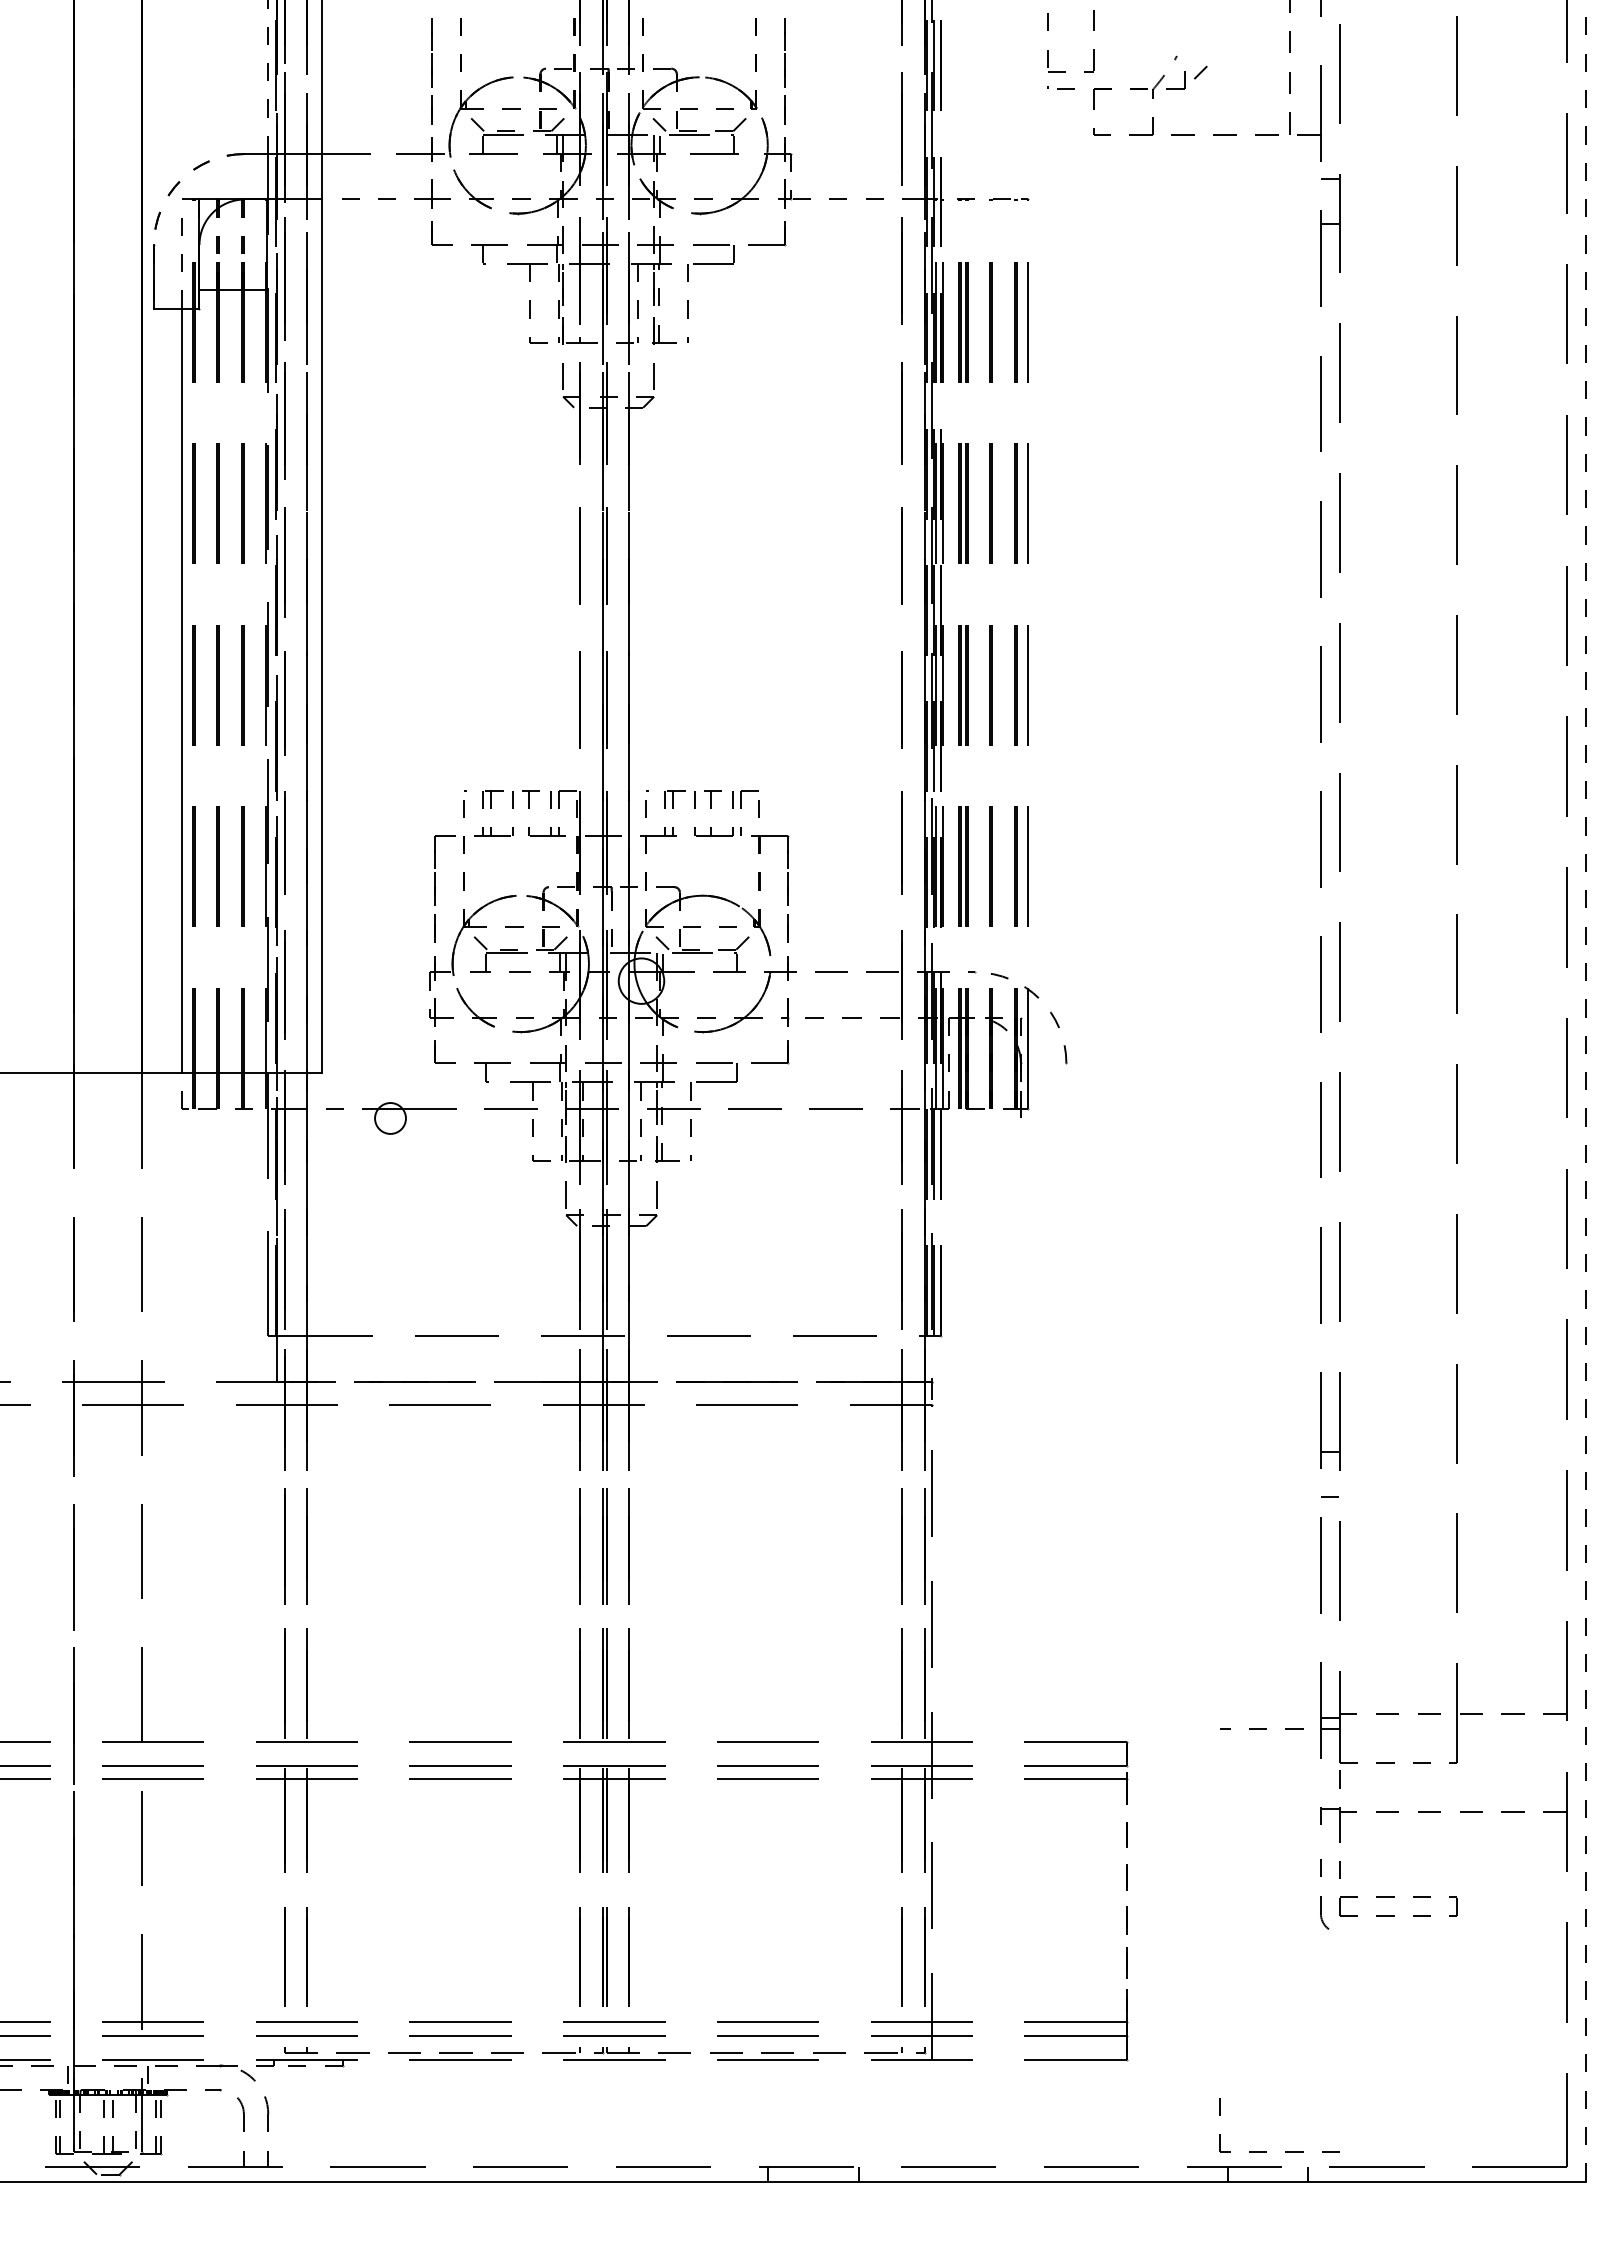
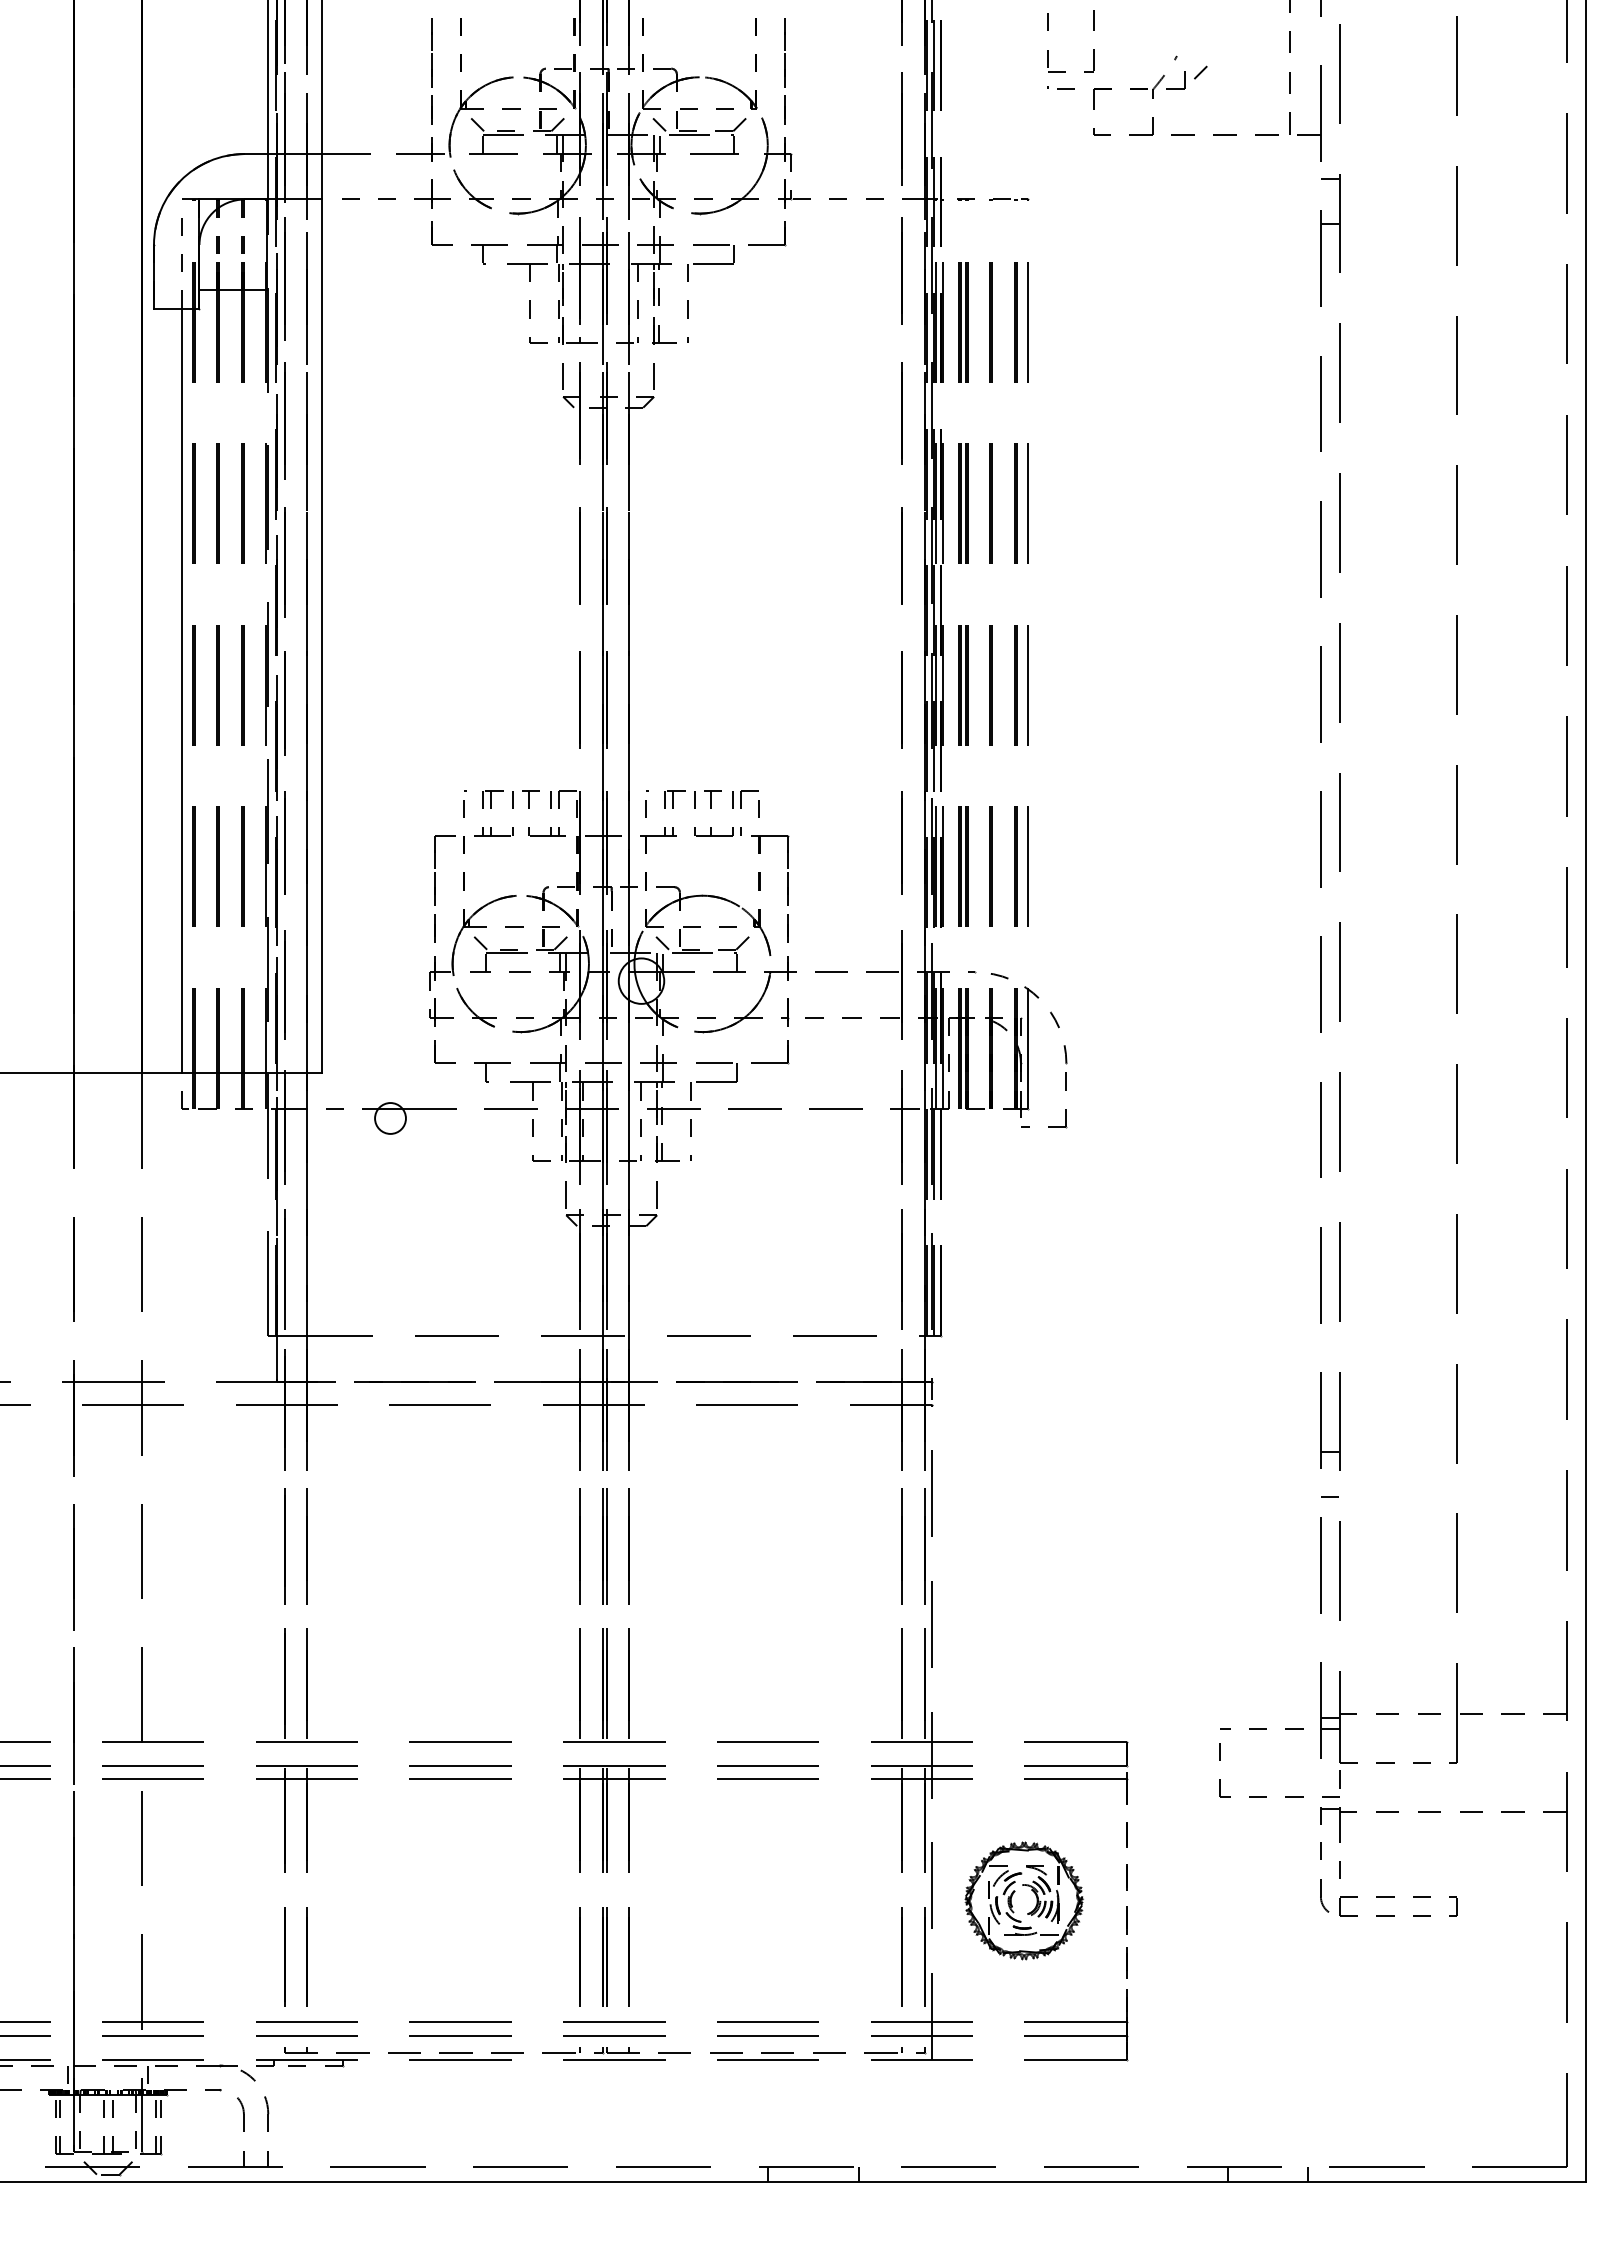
line: dashed -> solid (268, 77)
arc: dashed -> solid (180, 180)
line: dashed -> solid (1586, 1091)
part: none -> present (1065, 1109)
part position: (1324, 1894) -> (1324, 1877) (1324, 1877)
part: none -> present (1023, 1900)
part position: (1285, 2151) -> (1285, 1796) (1285, 1796)
